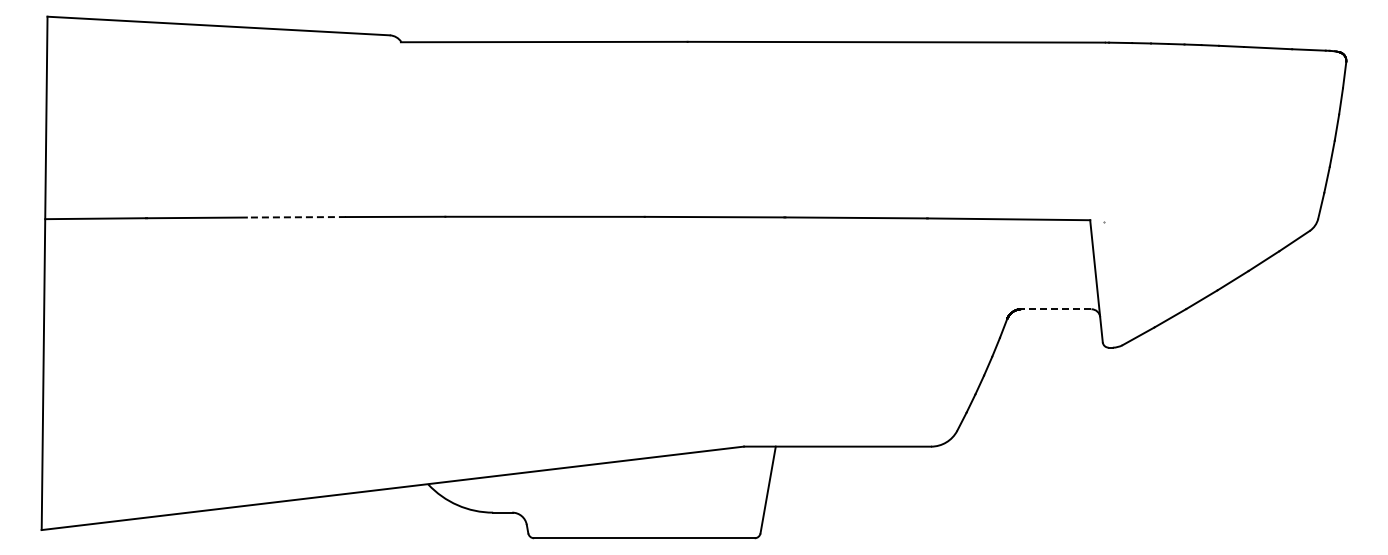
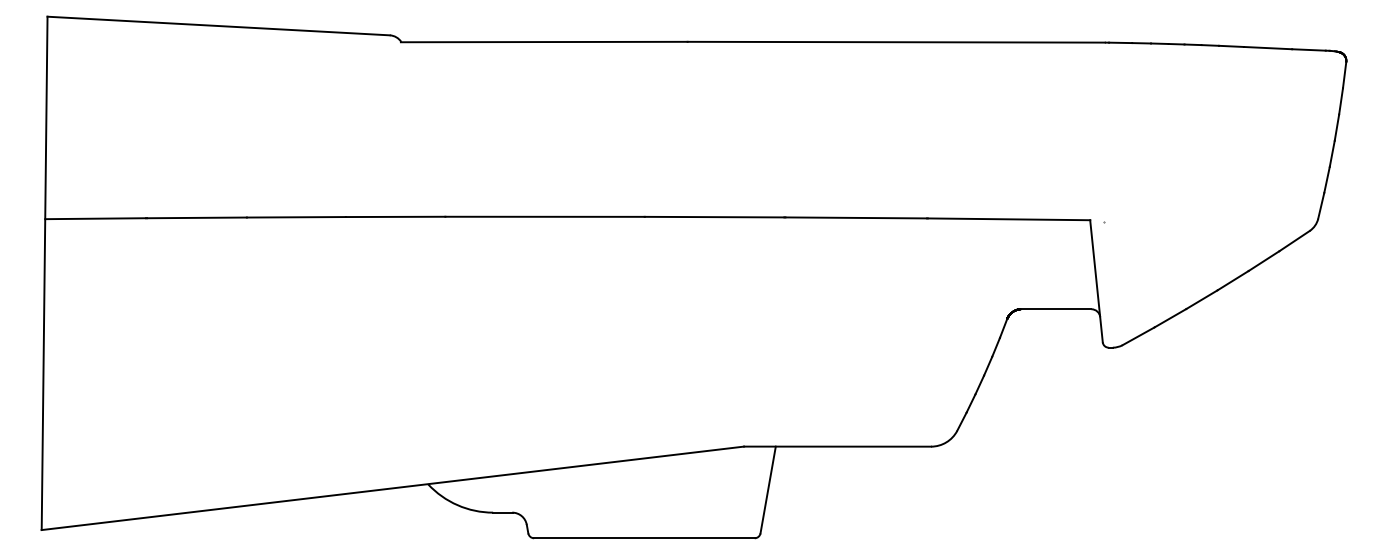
line: dashed -> solid (296, 217)
line: dashed -> solid (1055, 309)
